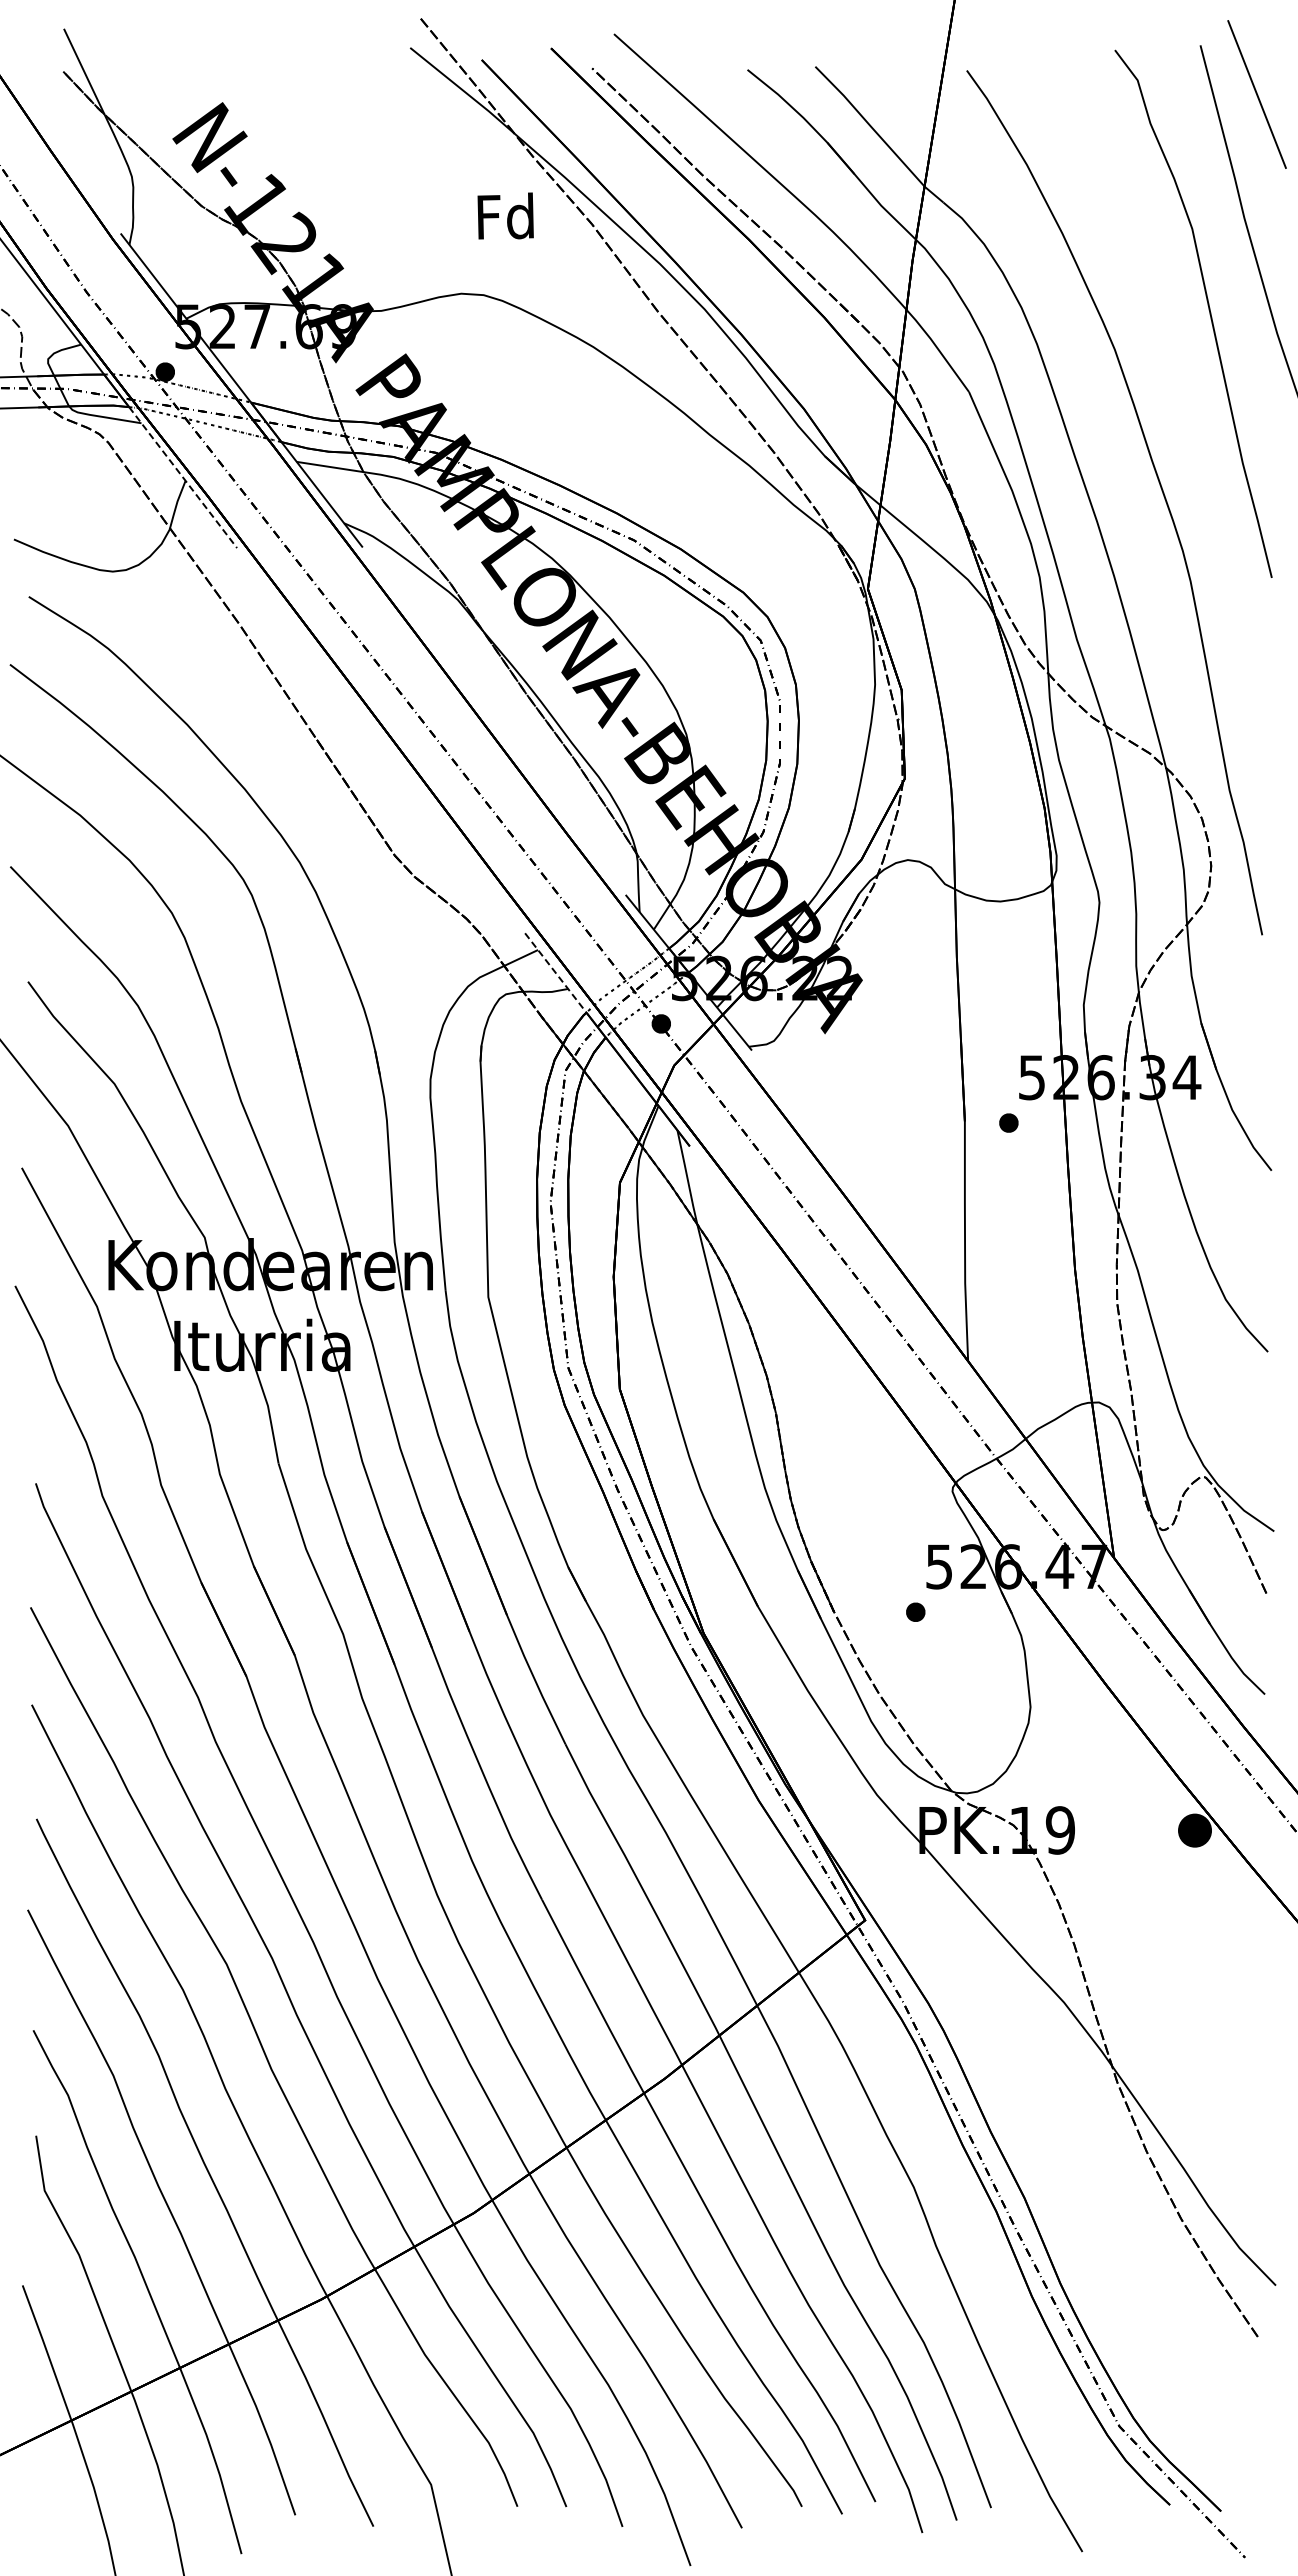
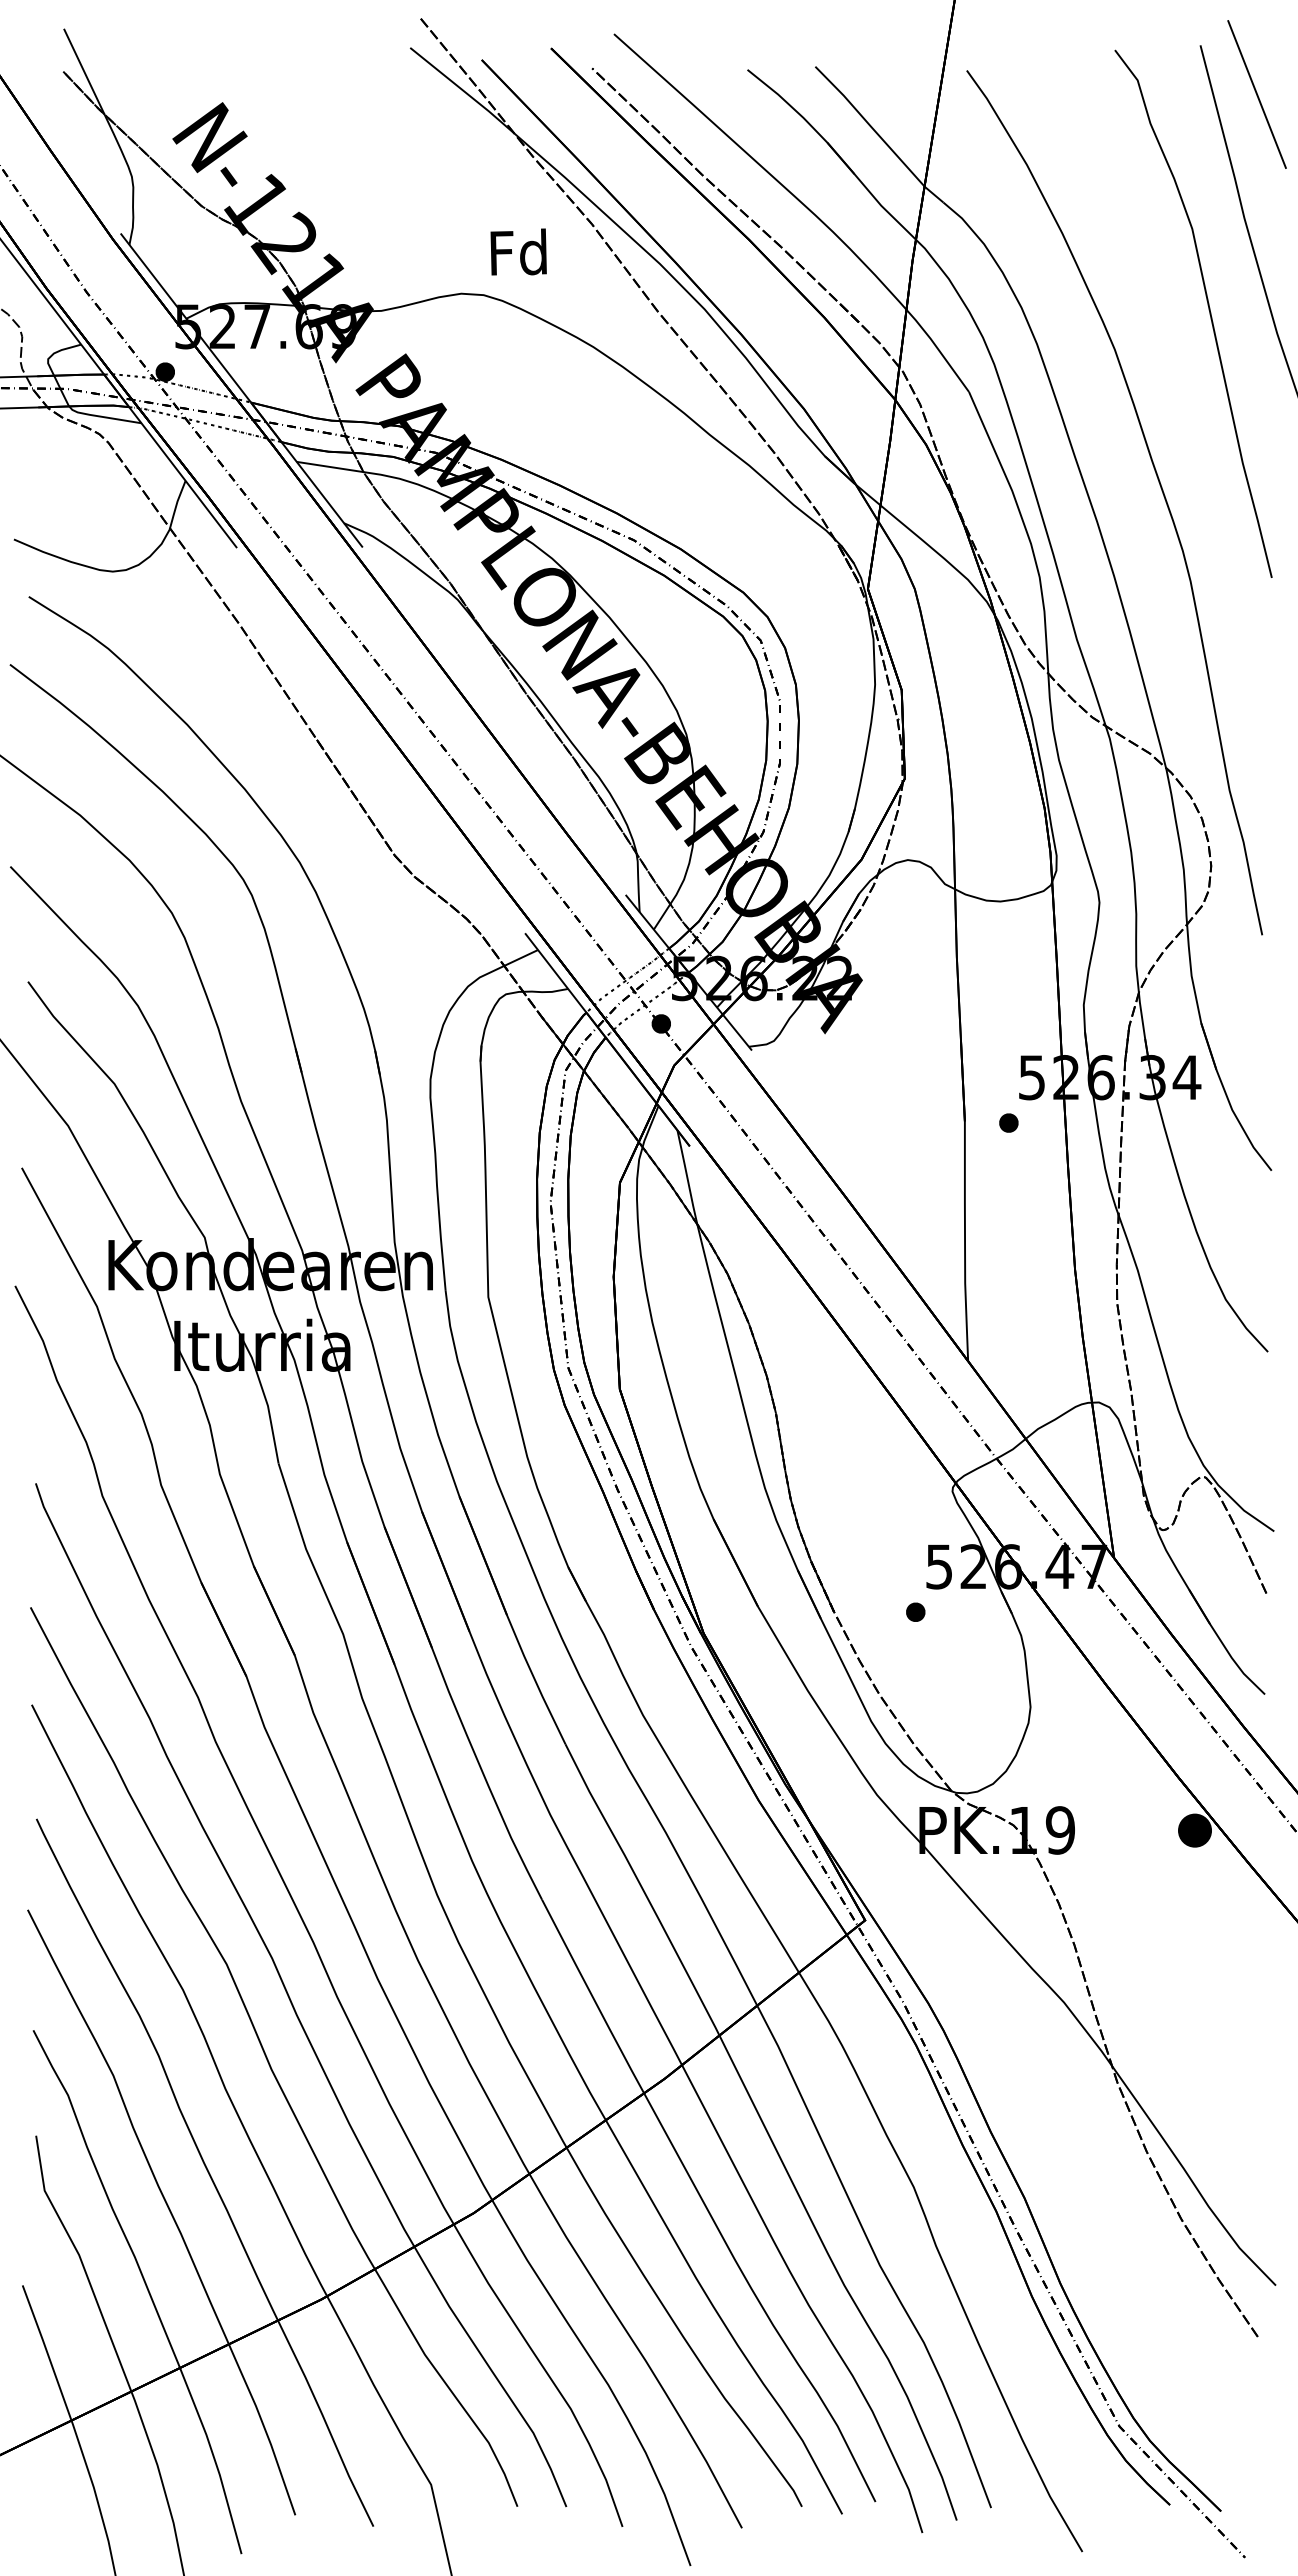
text position: (505, 215) -> (518, 251) (518, 251)
line: dashed -> solid (183, 477)
line: dashed -> solid (556, 973)
